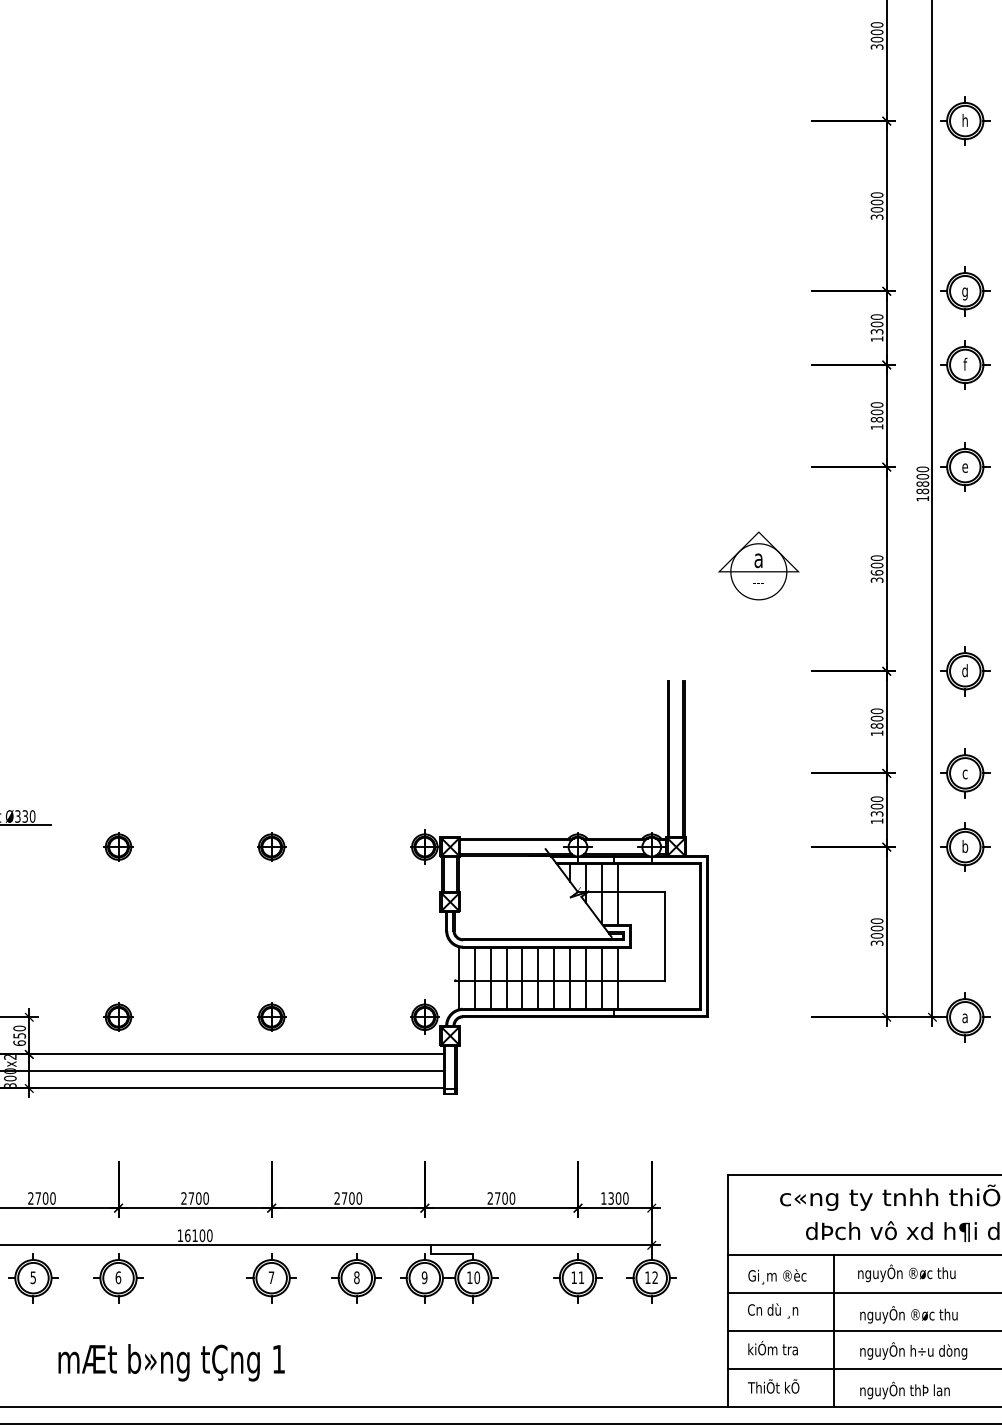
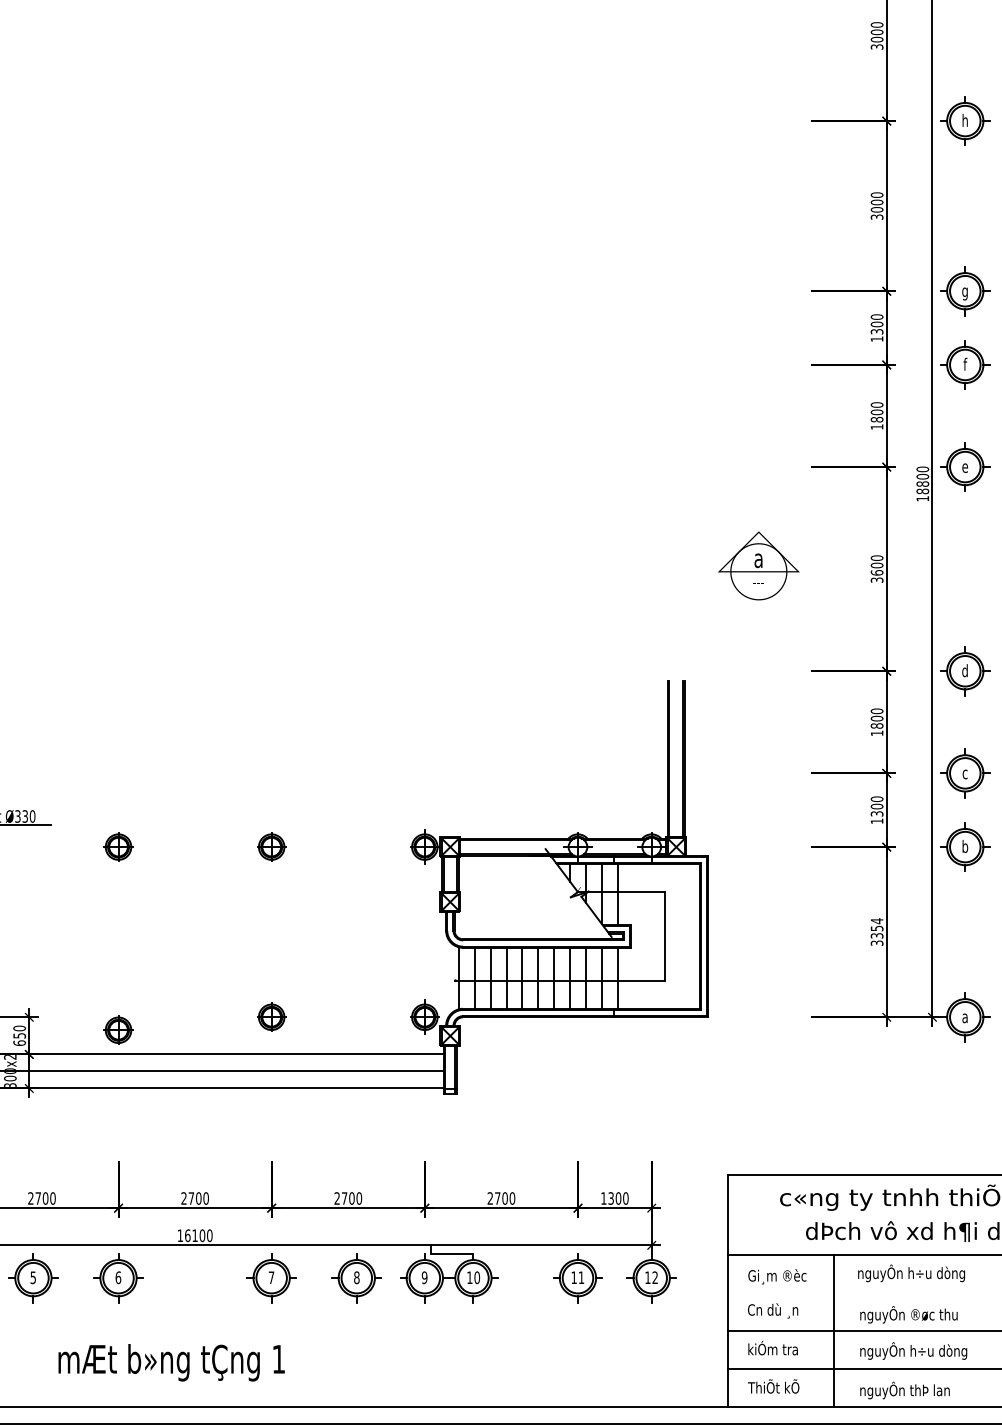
text: 3000 -> 3354 (876, 928)
part position: (118, 1016) -> (118, 1029) (118, 1029)
text: nguyÔn ®øc thu -> nguyÔn h÷u dòng (936, 1274)
line: present -> none (863, 1293)
